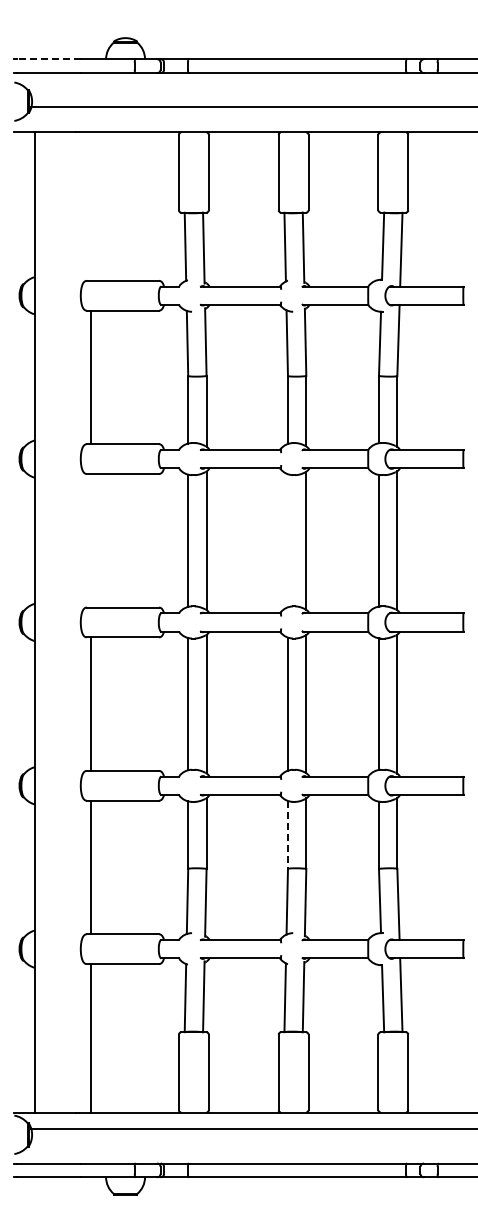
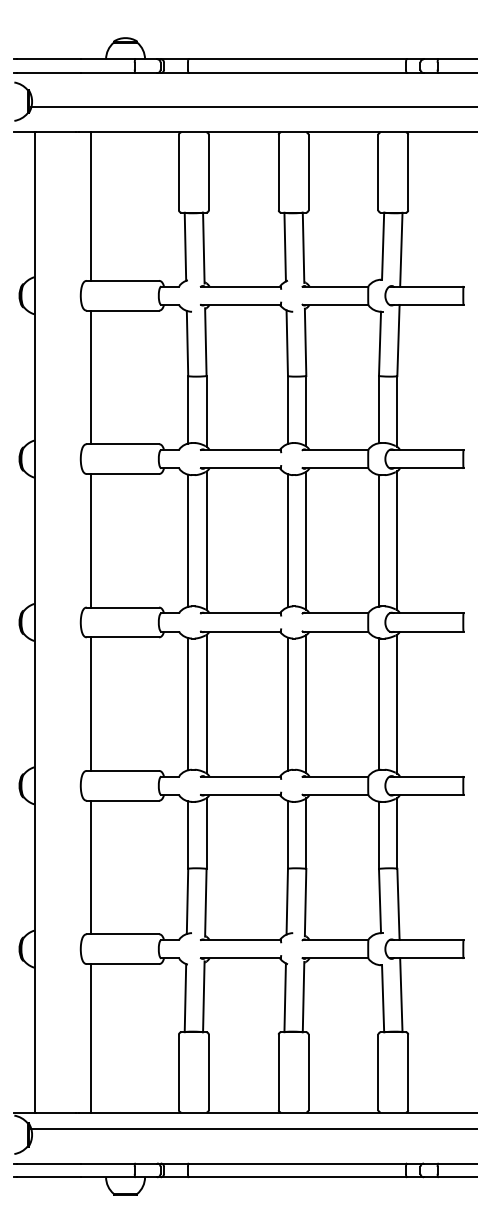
line: dashed -> solid (48, 59)
line: none -> present (90, 206)
line: none -> present (90, 540)
line: none -> present (287, 540)
line: dashed -> solid (287, 834)
